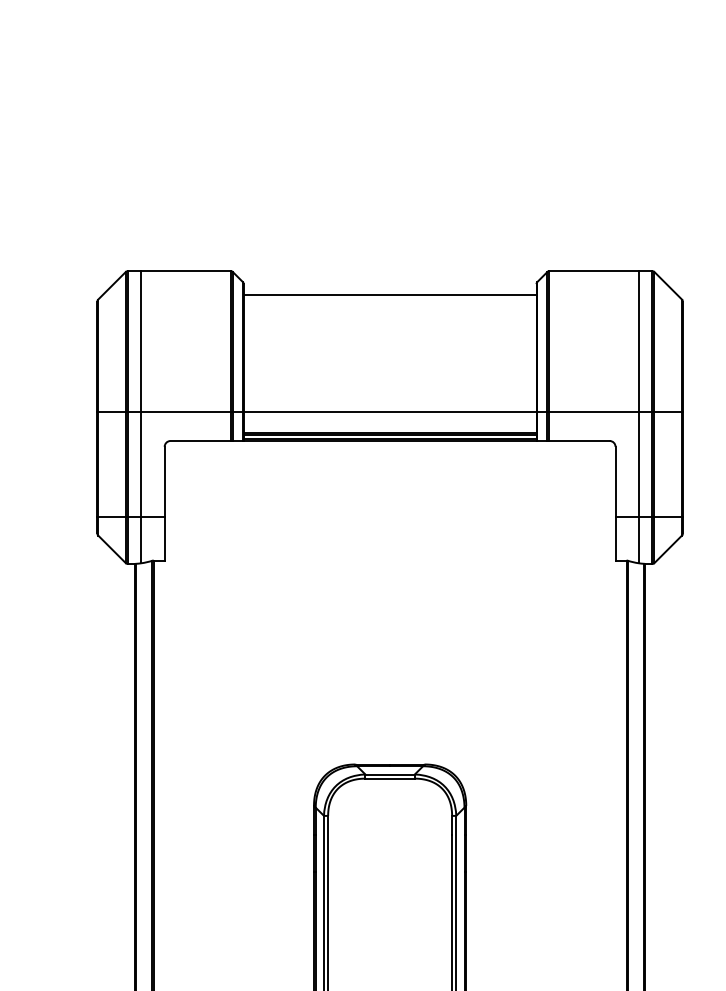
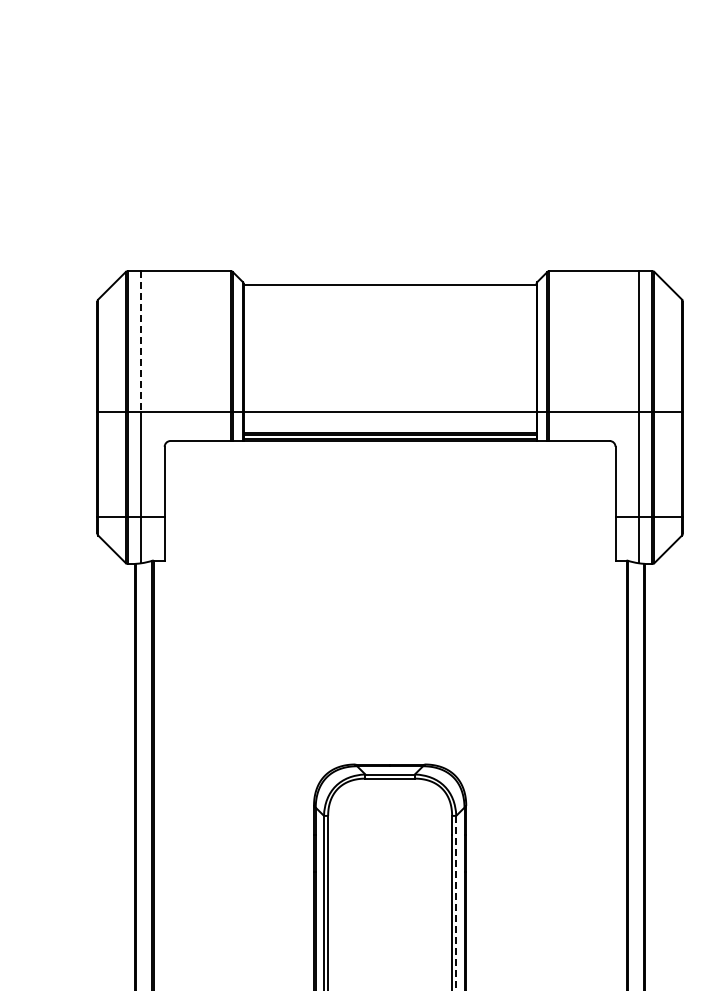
line position: (389, 294) -> (389, 284) (389, 284)
line: solid -> dashed (141, 341)
line: solid -> dashed (456, 903)
